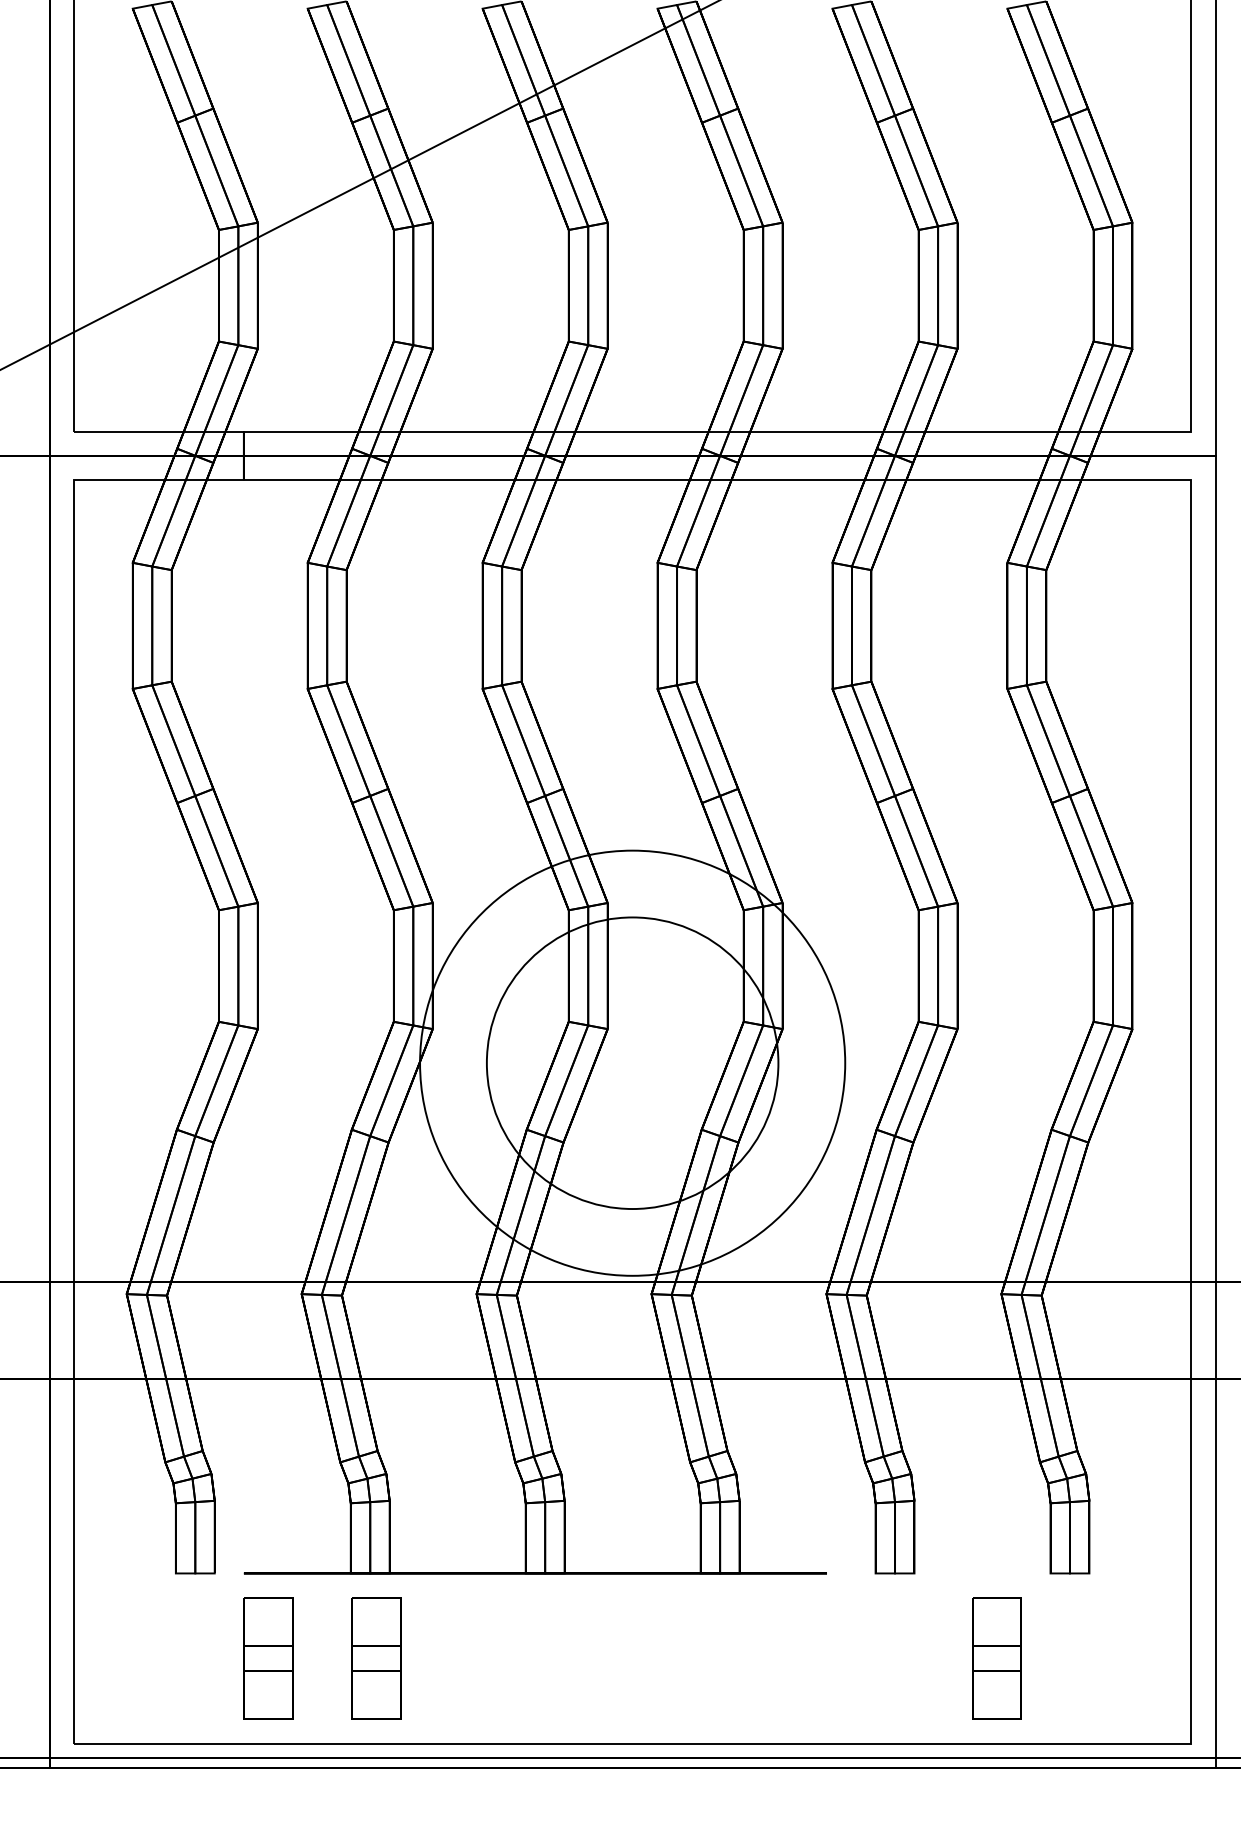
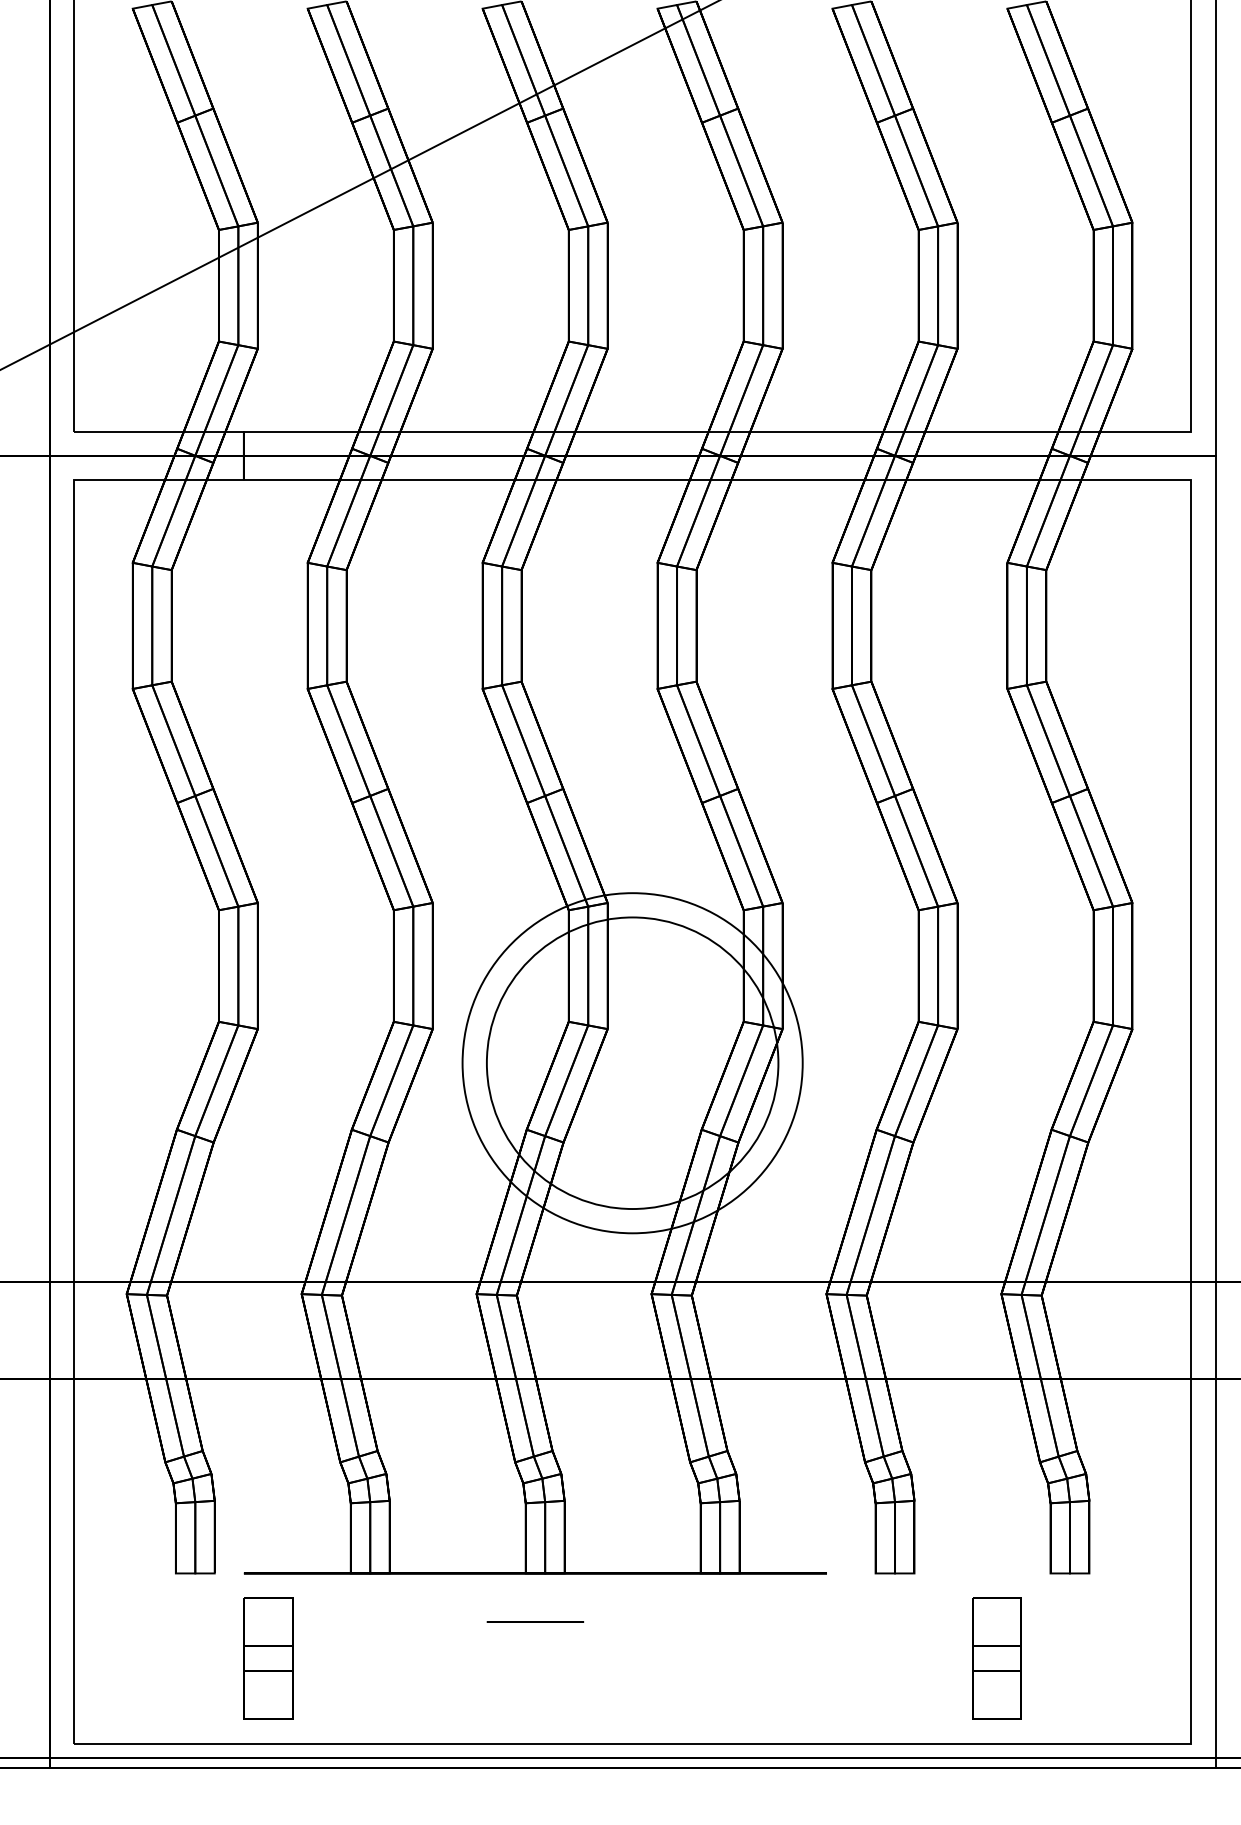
circle diameter: 425 px -> 340 px (632, 1063)
circle: none -> present (535, 1621)
part: present -> none (376, 1658)
